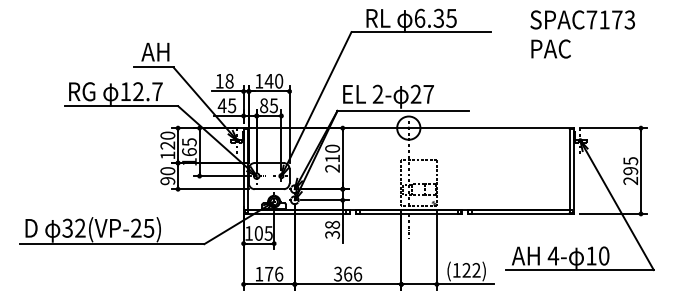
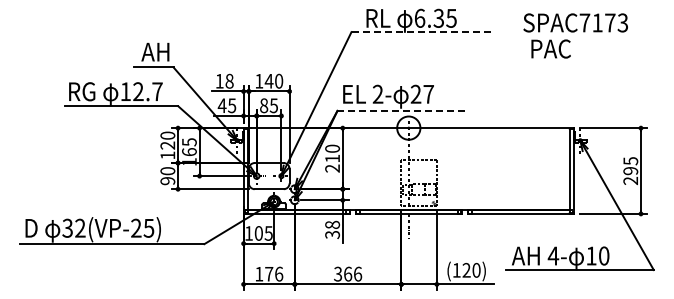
text position: (582, 19) -> (575, 22) (575, 22)
line: solid -> dashed (421, 32)
line: solid -> dashed (403, 110)
text: (122) -> (120) (476, 270)
